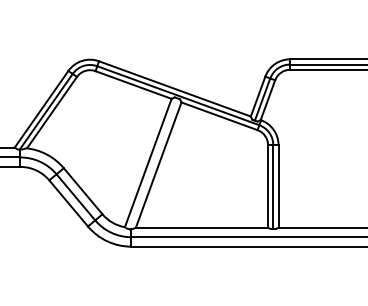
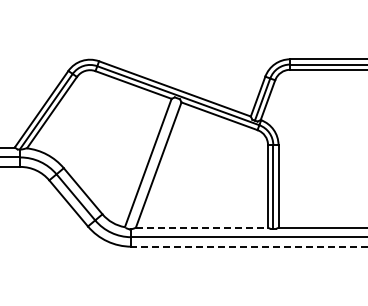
line: solid -> dashed (202, 227)
line: solid -> dashed (249, 246)
